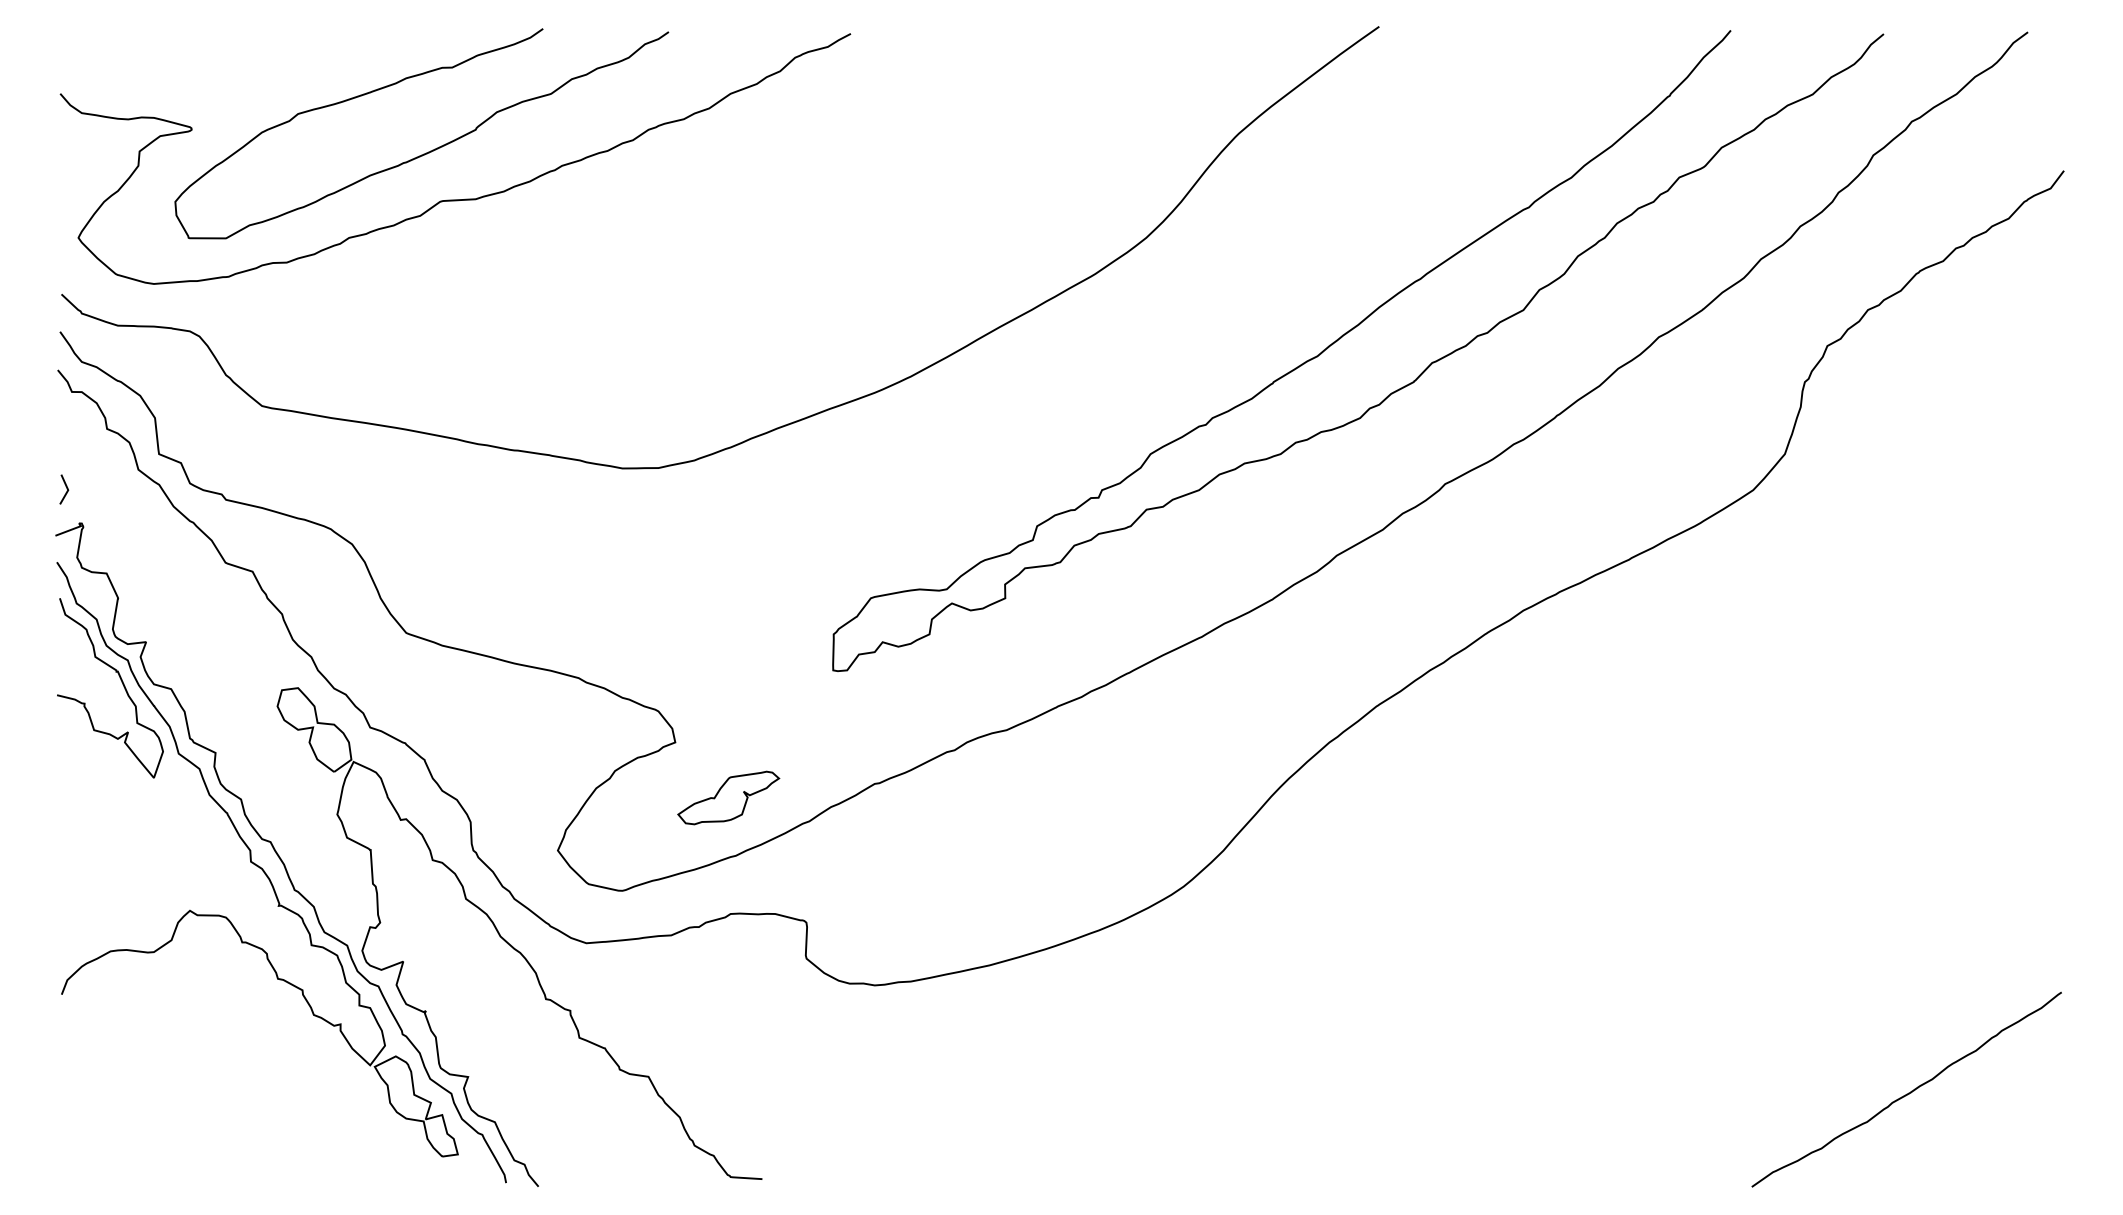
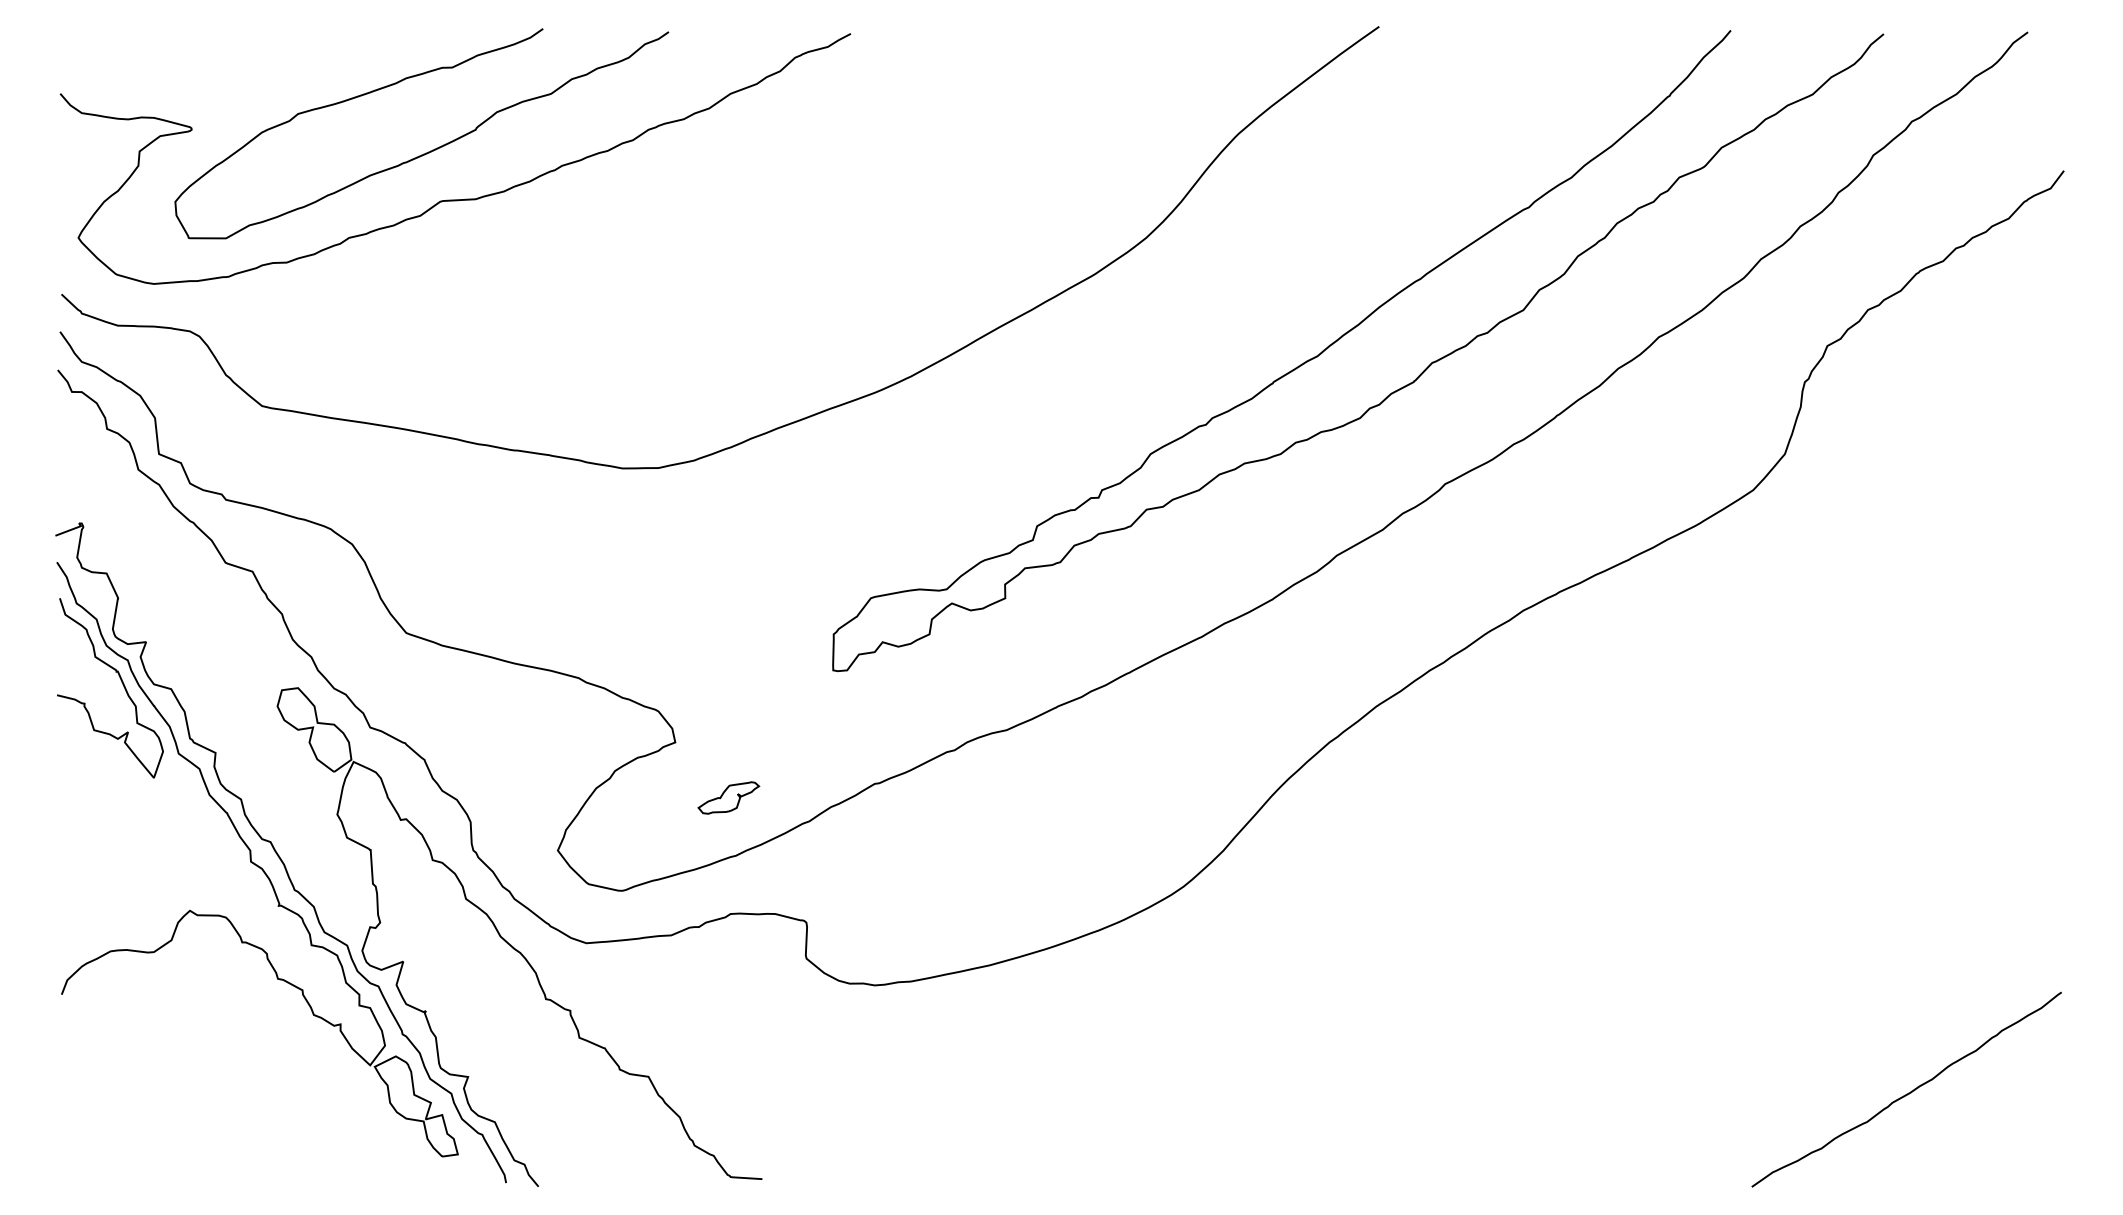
line: present -> none (66, 488)
part size: 104x56 px -> 64x34 px (728, 797)
